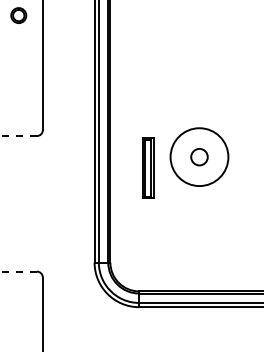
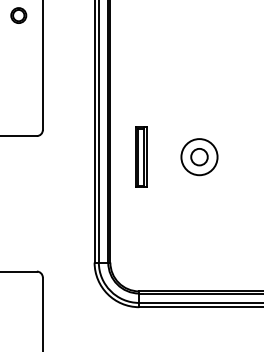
line: dashed -> solid (18, 136)
circle diameter: 58 px -> 36 px (199, 157)
part position: (148, 167) -> (141, 156) (141, 156)
line: dashed -> solid (18, 271)
